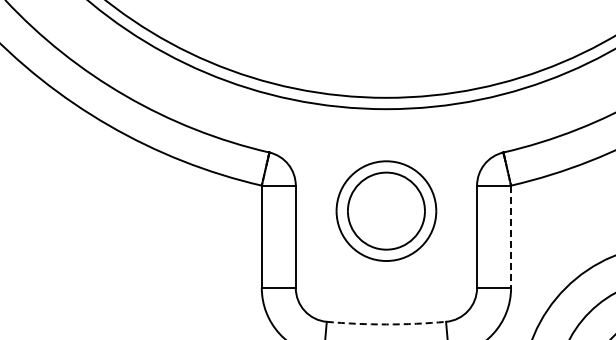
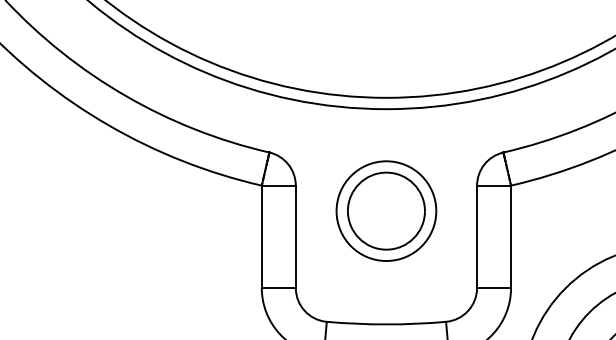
line: dashed -> solid (511, 237)
arc: dashed -> solid (386, 324)
